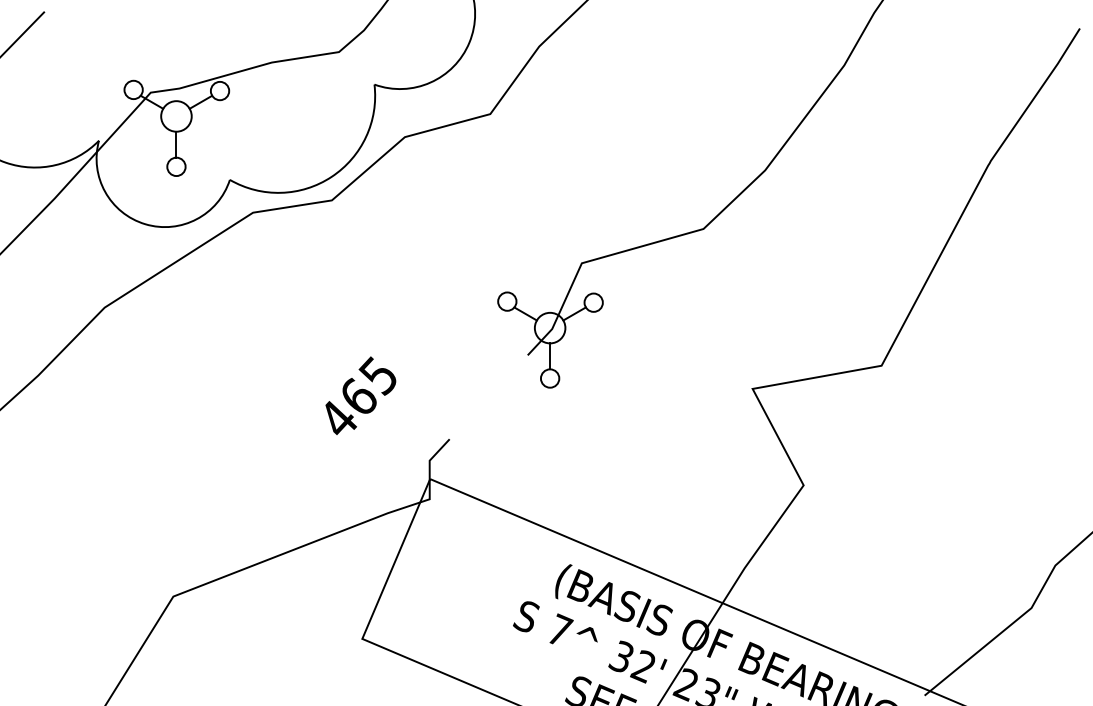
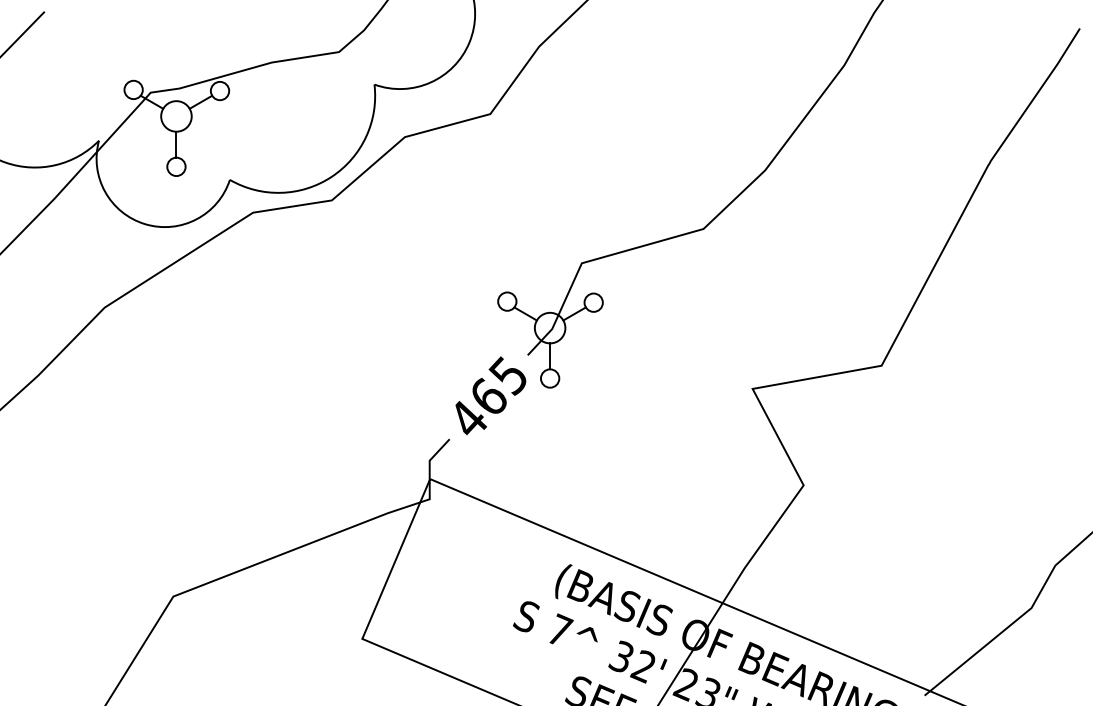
text position: (360, 395) -> (490, 395) (490, 395)
